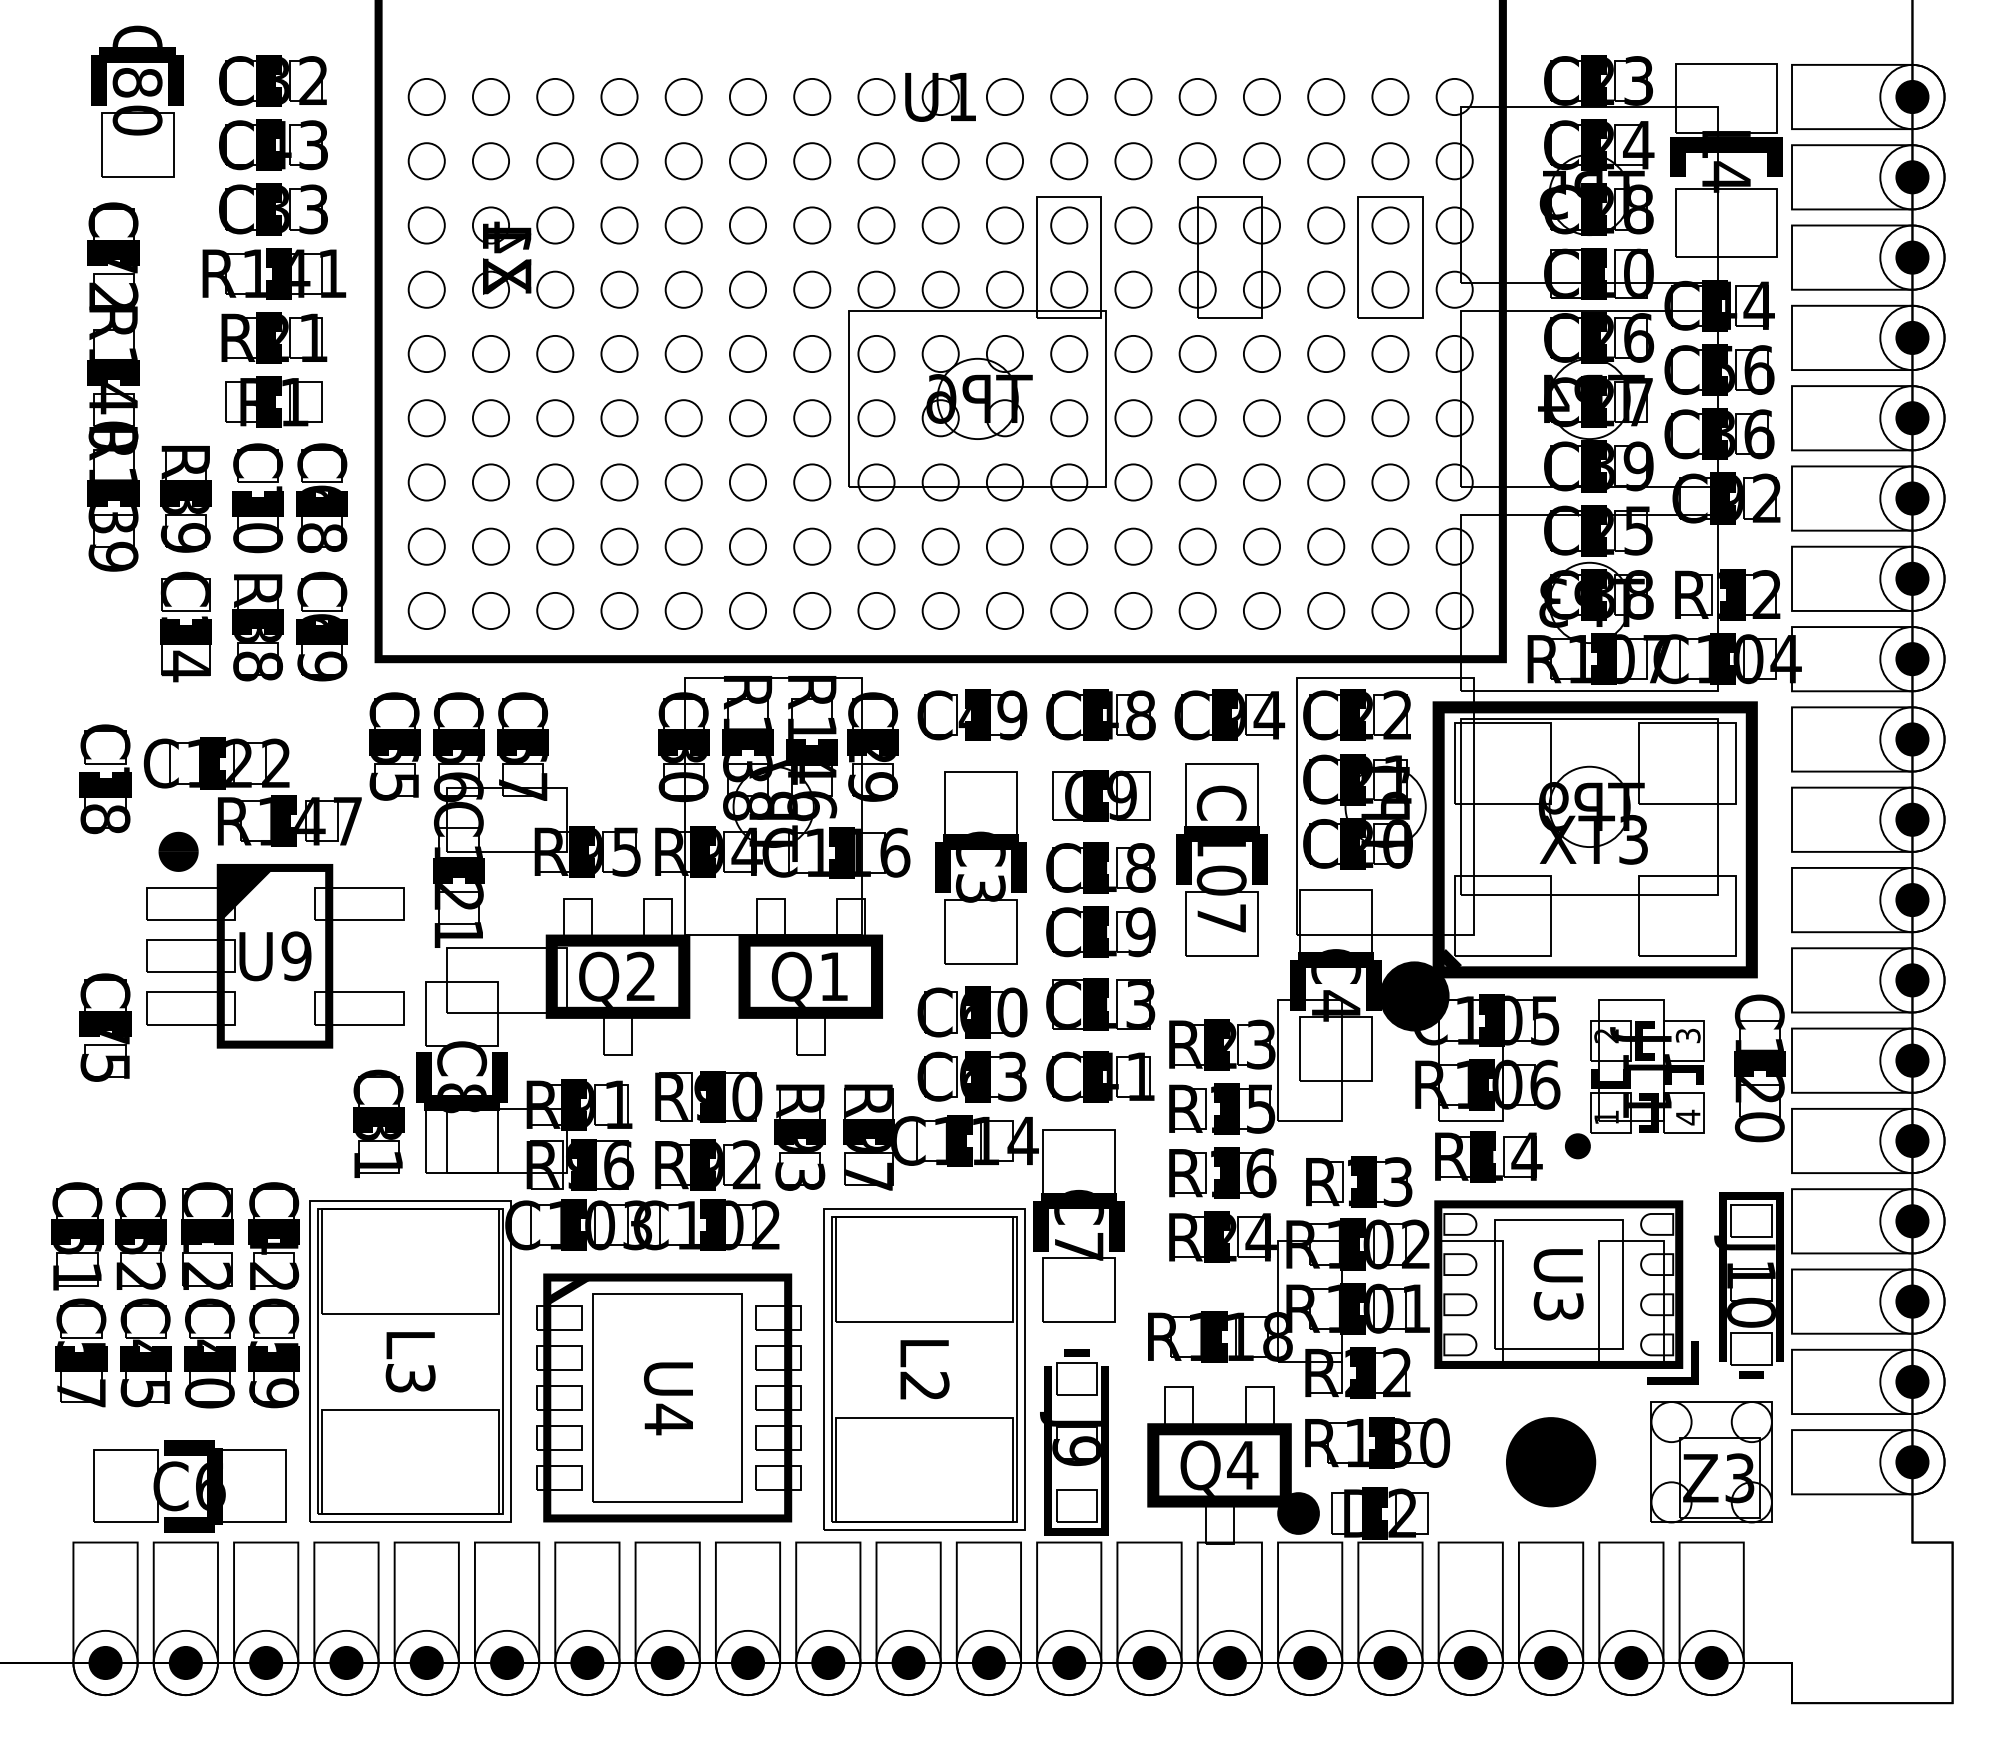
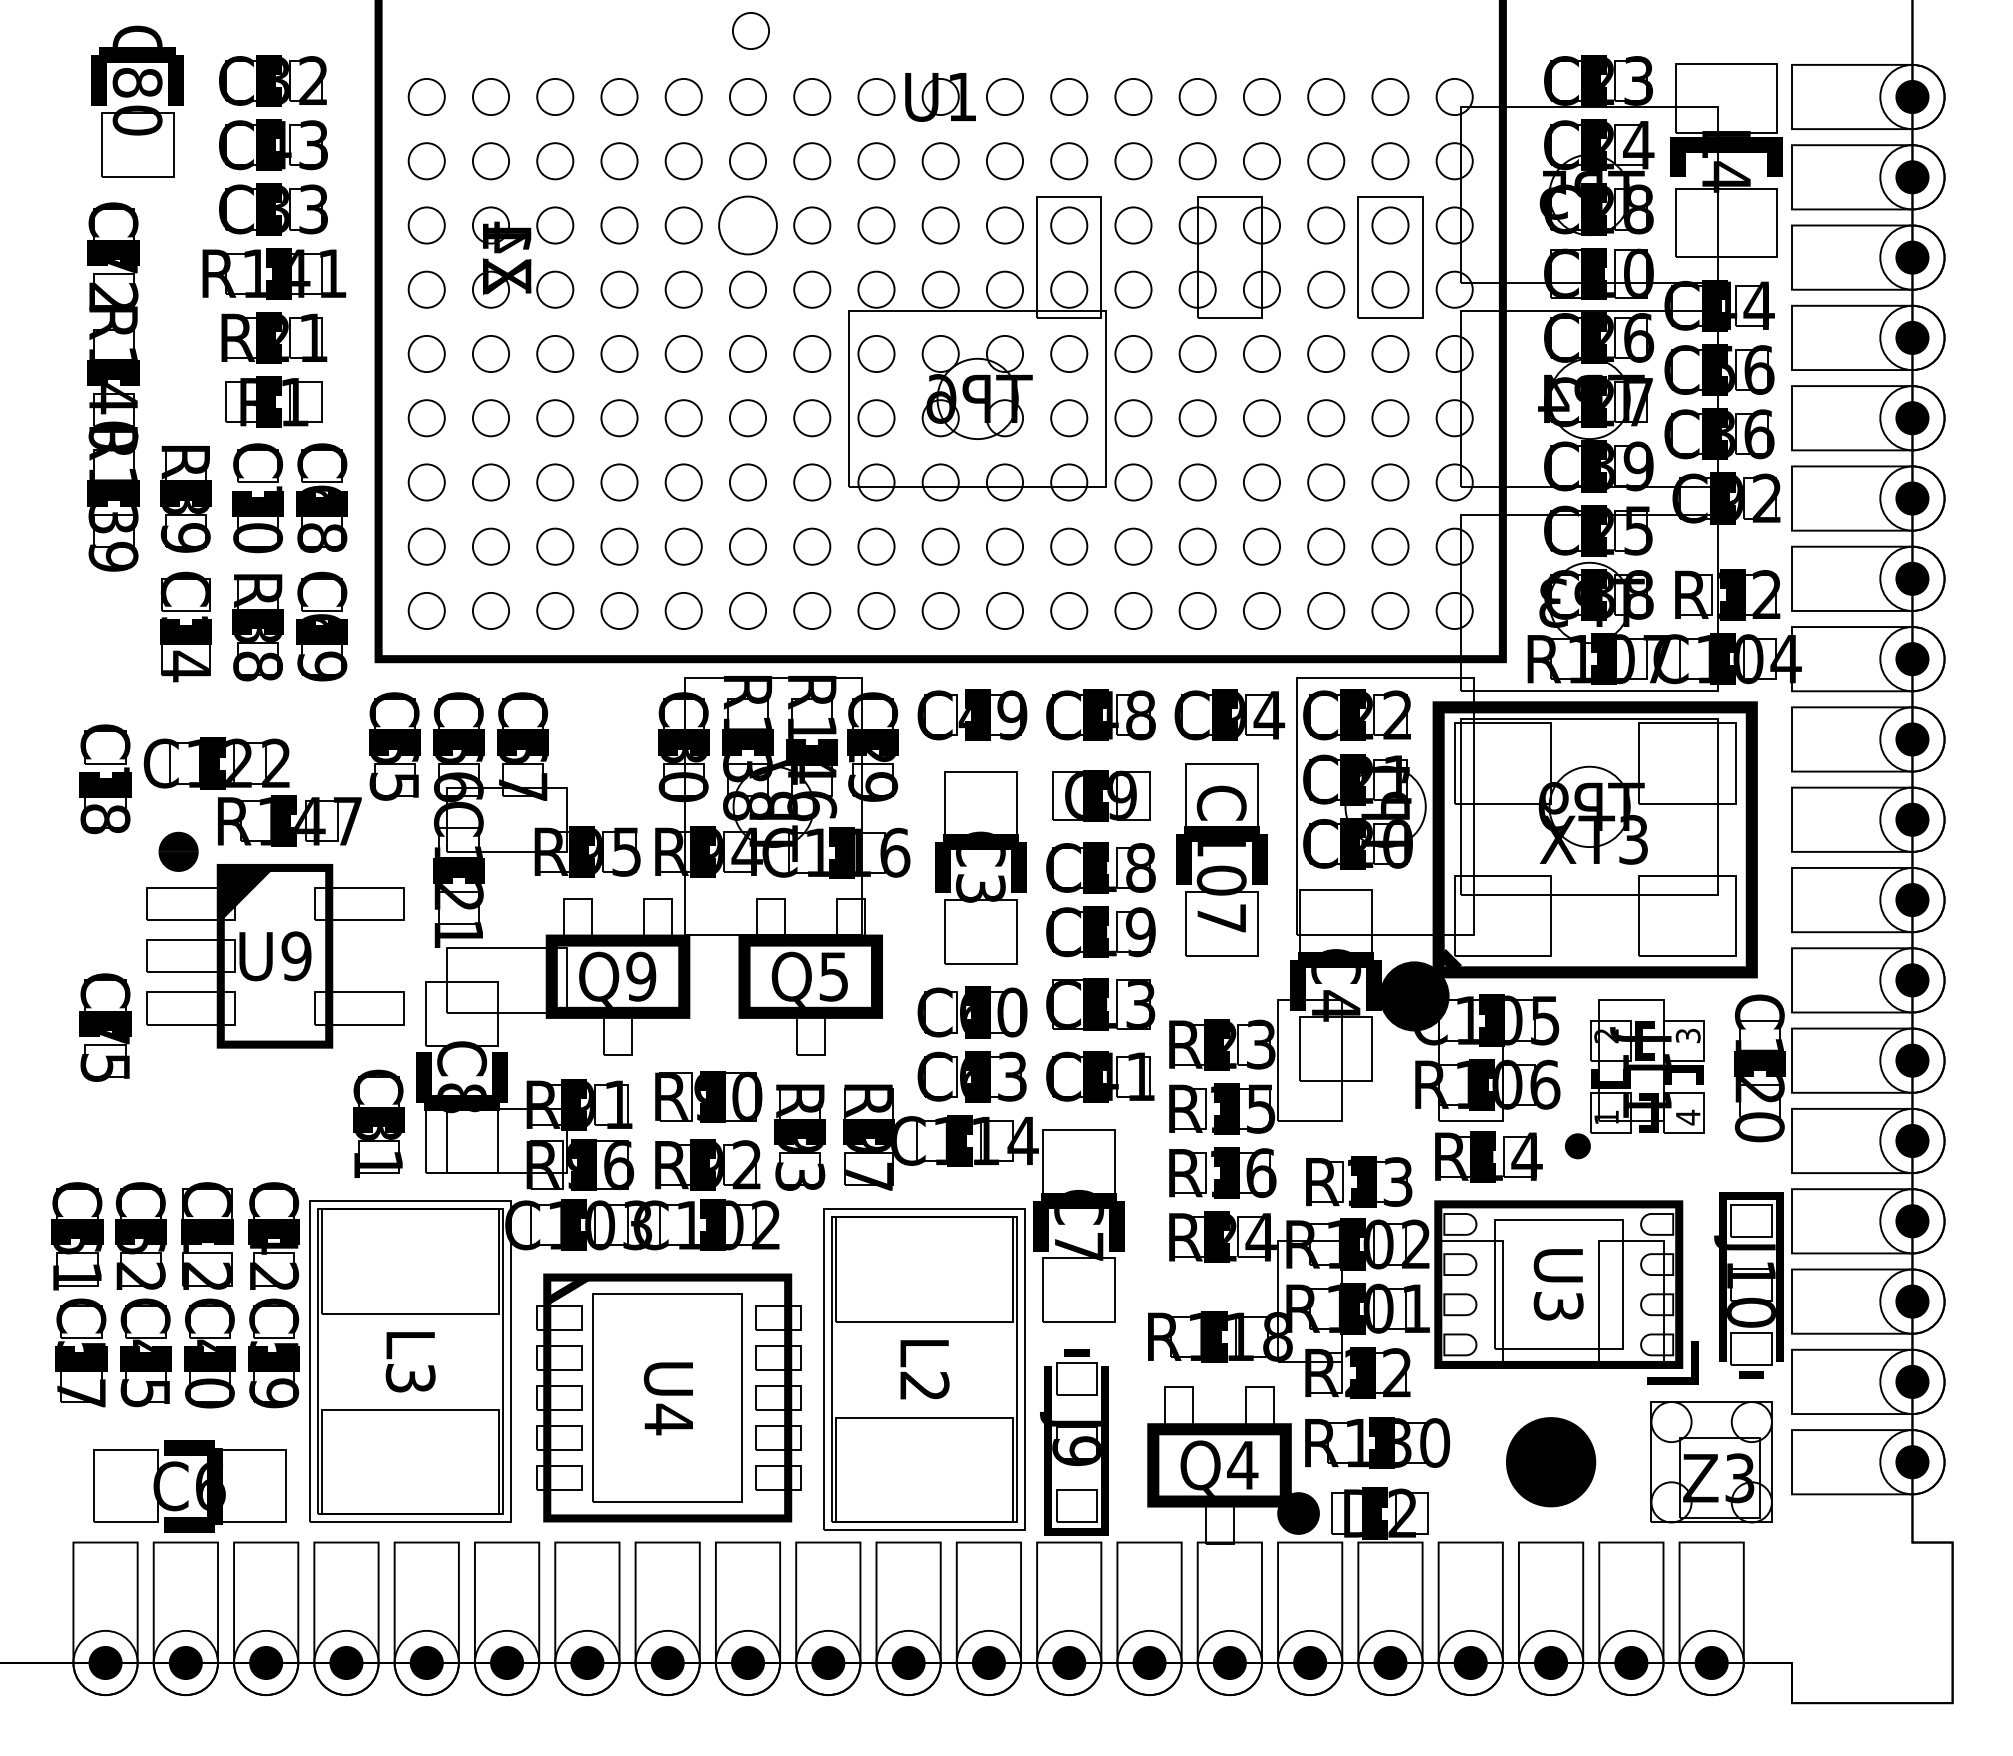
circle: none -> present (750, 30)
circle diameter: 36 px -> 58 px (747, 225)
text: Q2 -> Q9 (641, 976)
text: Q1 -> Q5 (833, 976)
